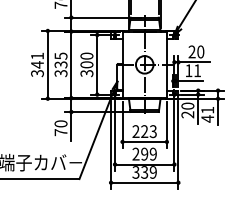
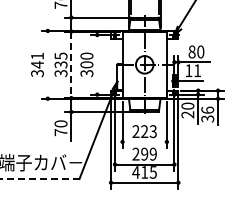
text: 20 -> 80 (191, 51)
line: present -> none (47, 64)
line: solid -> dashed (71, 64)
line: present -> none (97, 64)
text: 41 -> 36 (207, 114)
line: present -> none (144, 141)
text: 339 -> 415 (144, 172)
line: solid -> dashed (39, 179)
